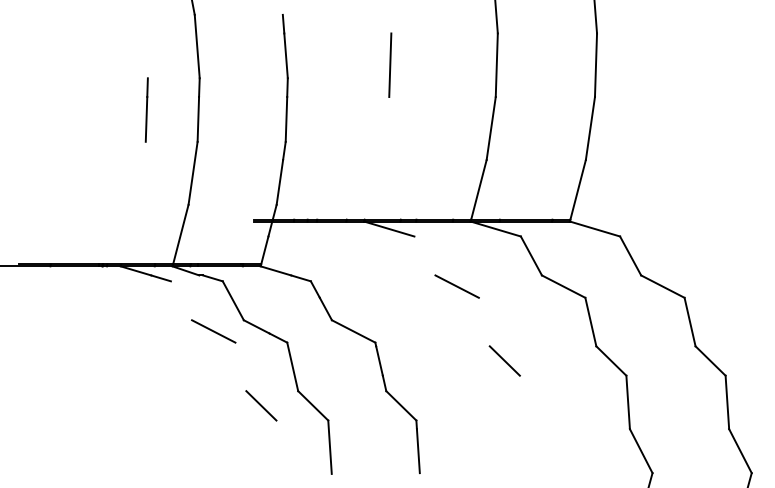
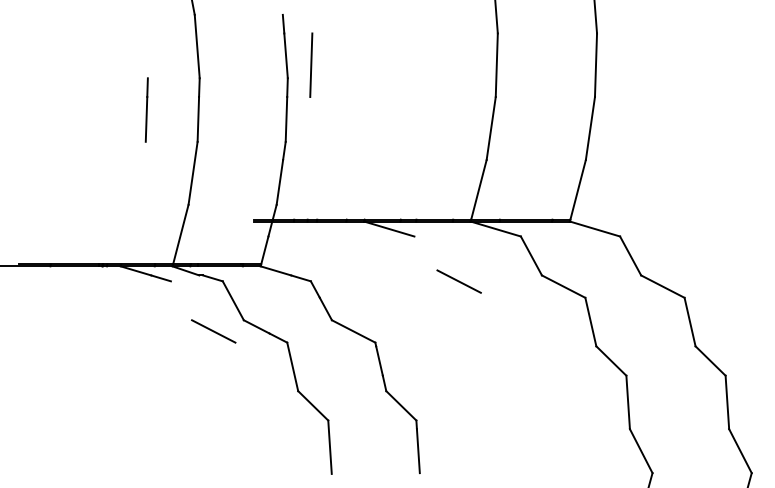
line position: (390, 64) -> (311, 64) (311, 64)
line position: (456, 286) -> (458, 281) (458, 281)
line: present -> none (504, 360)
line: present -> none (261, 405)
